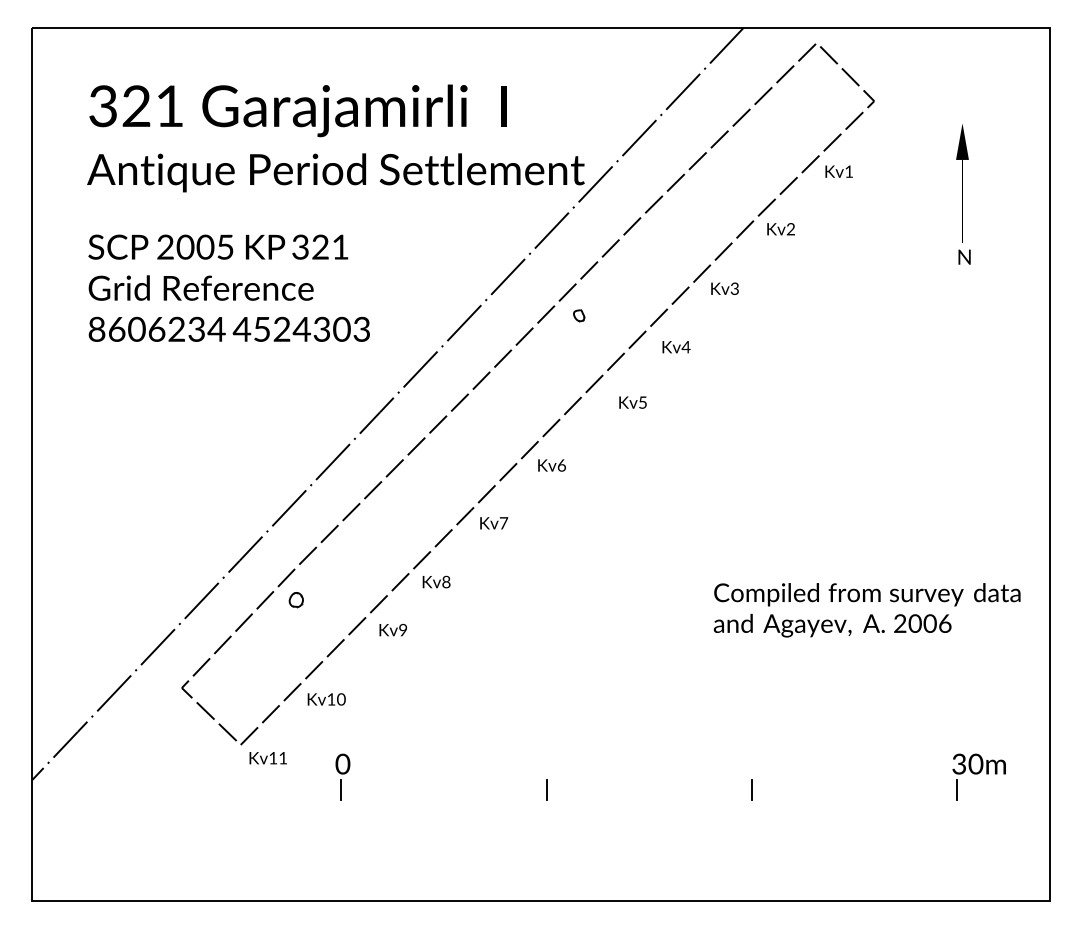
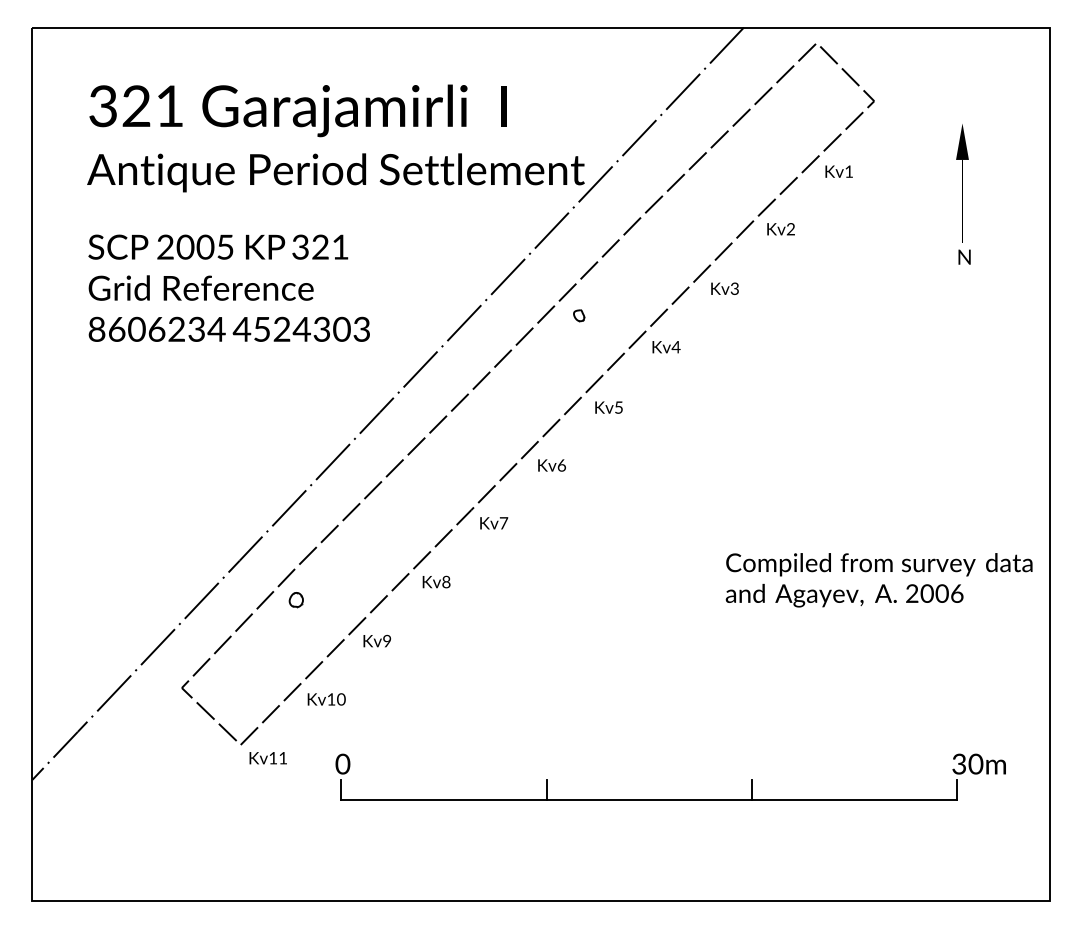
text position: (676, 347) -> (666, 347) (666, 347)
text position: (632, 402) -> (608, 407) (608, 407)
text position: (866, 610) -> (878, 580) (878, 580)
text position: (392, 629) -> (376, 640) (376, 640)
line: none -> present (649, 800)
